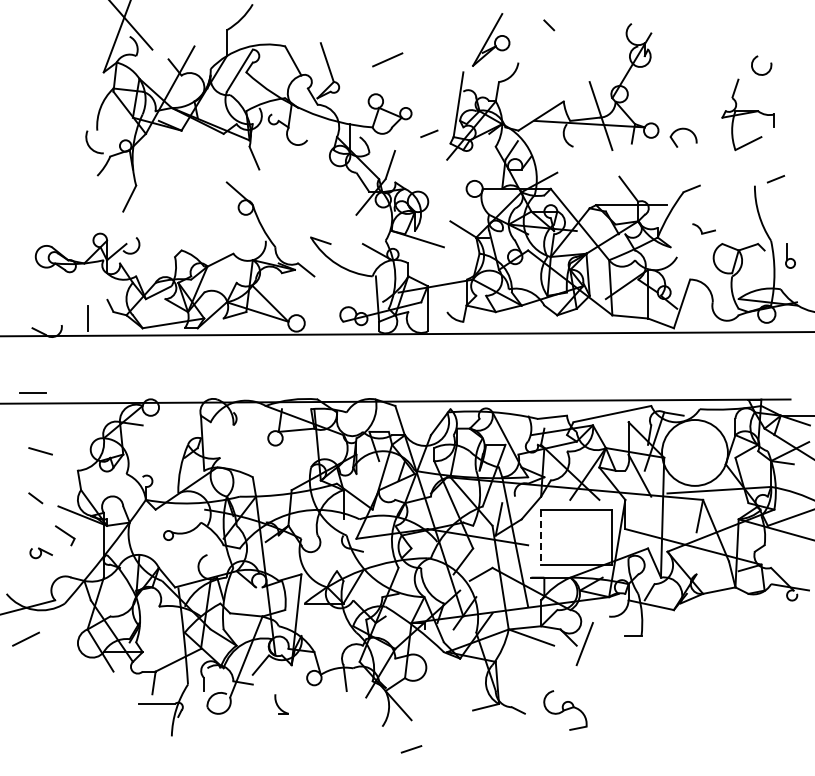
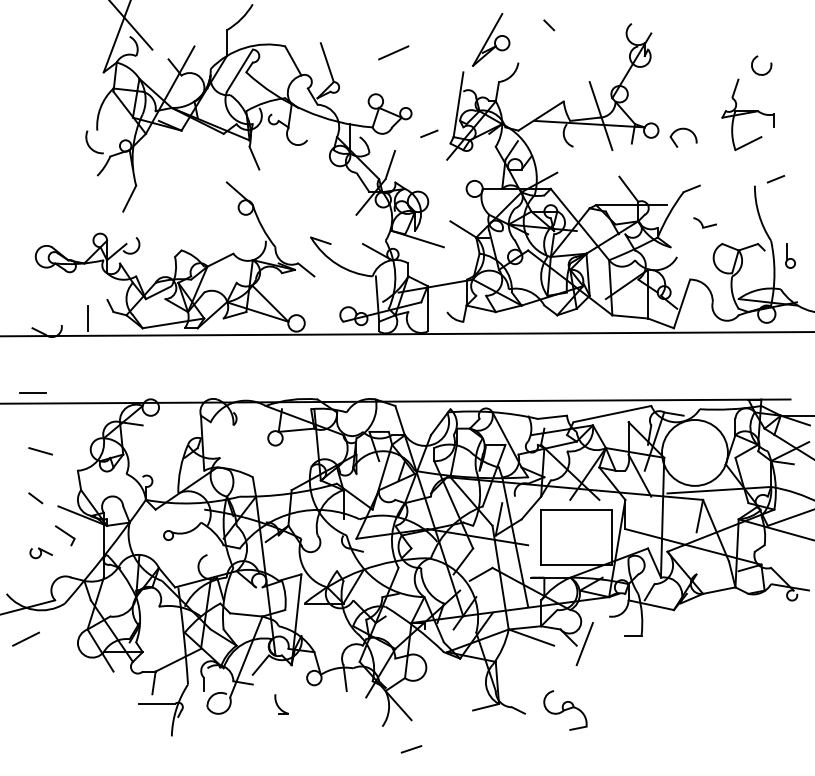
line position: (387, 59) -> (393, 52) (393, 52)
part position: (703, 228) -> (704, 222) (704, 222)
line: dashed -> solid (541, 537)
